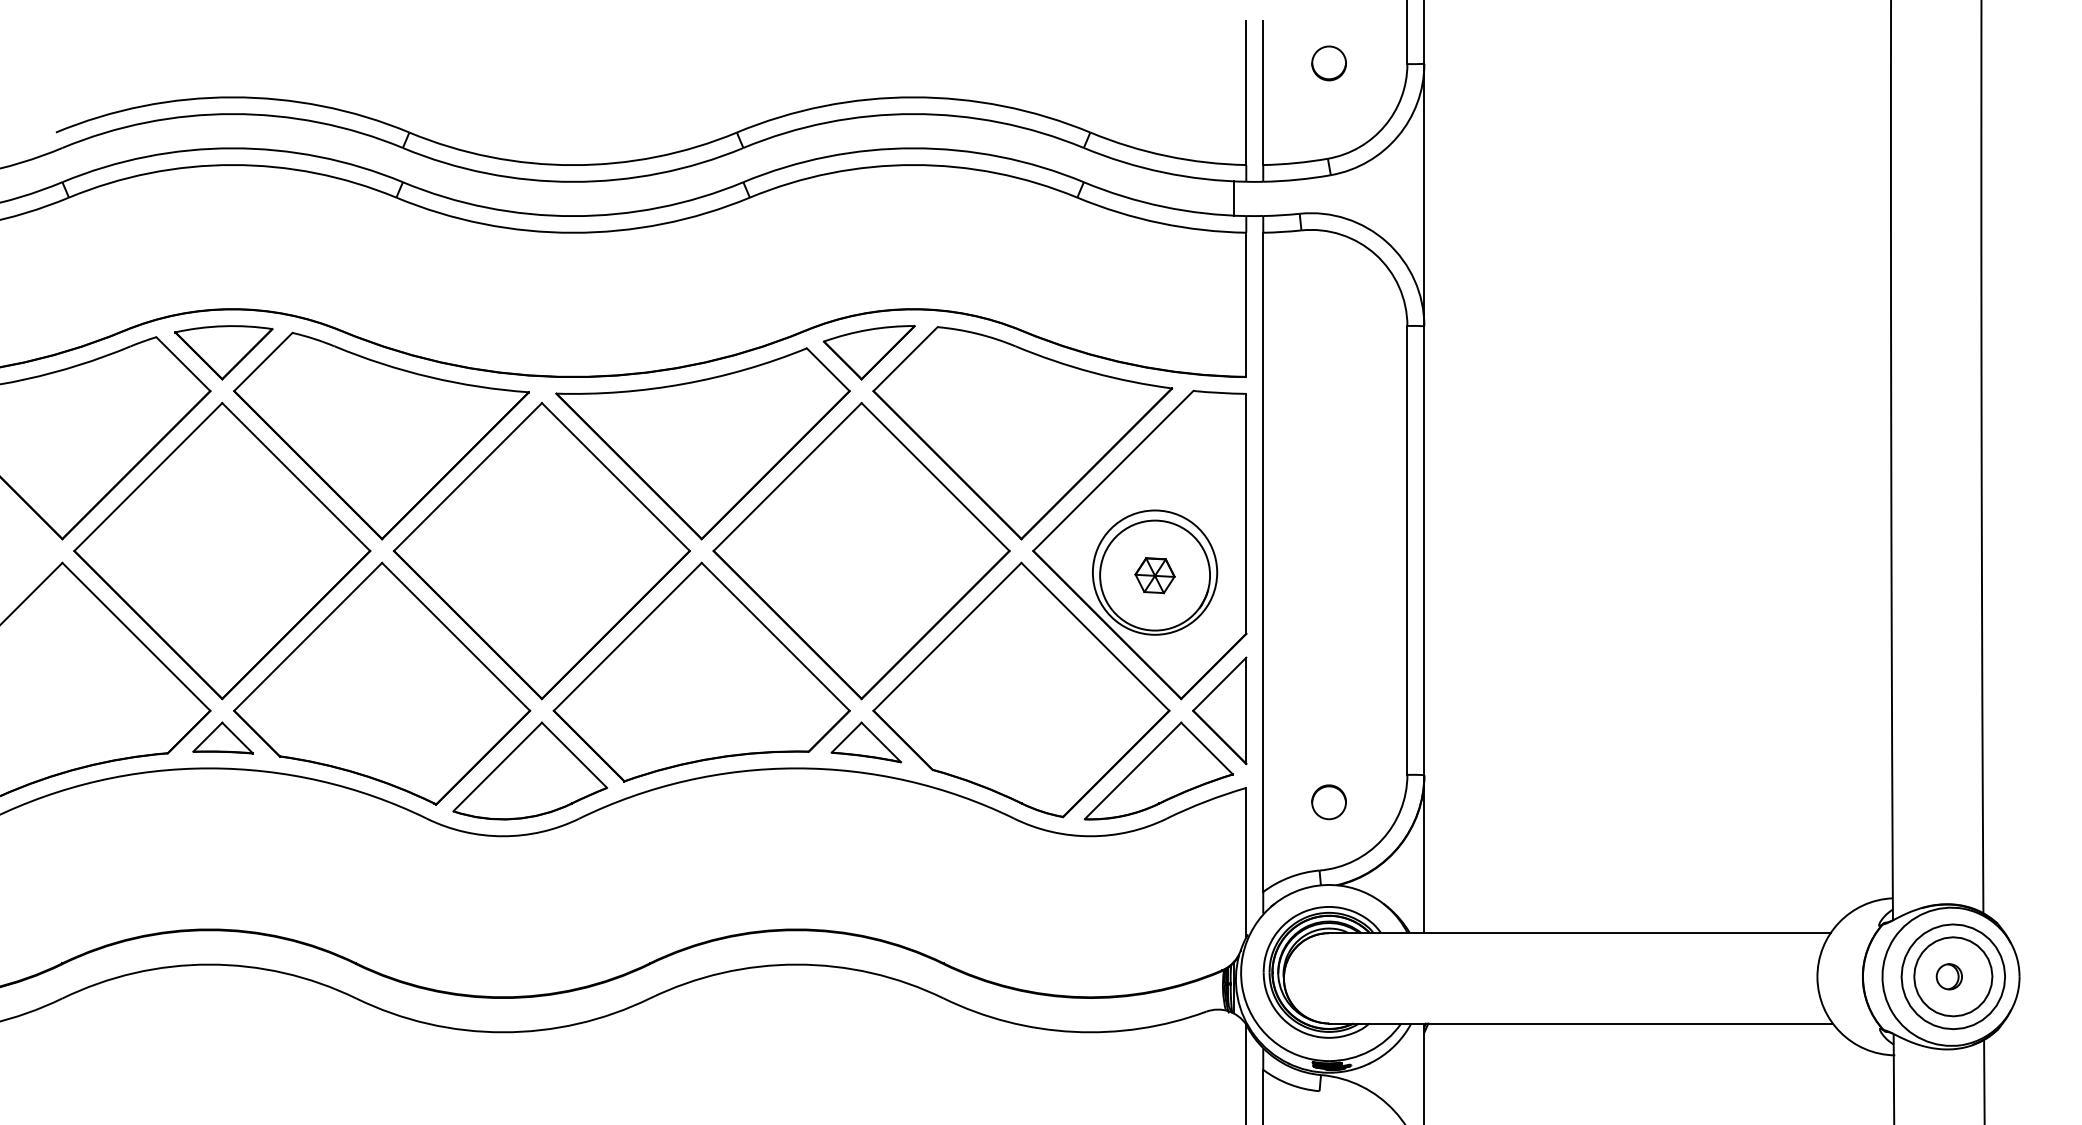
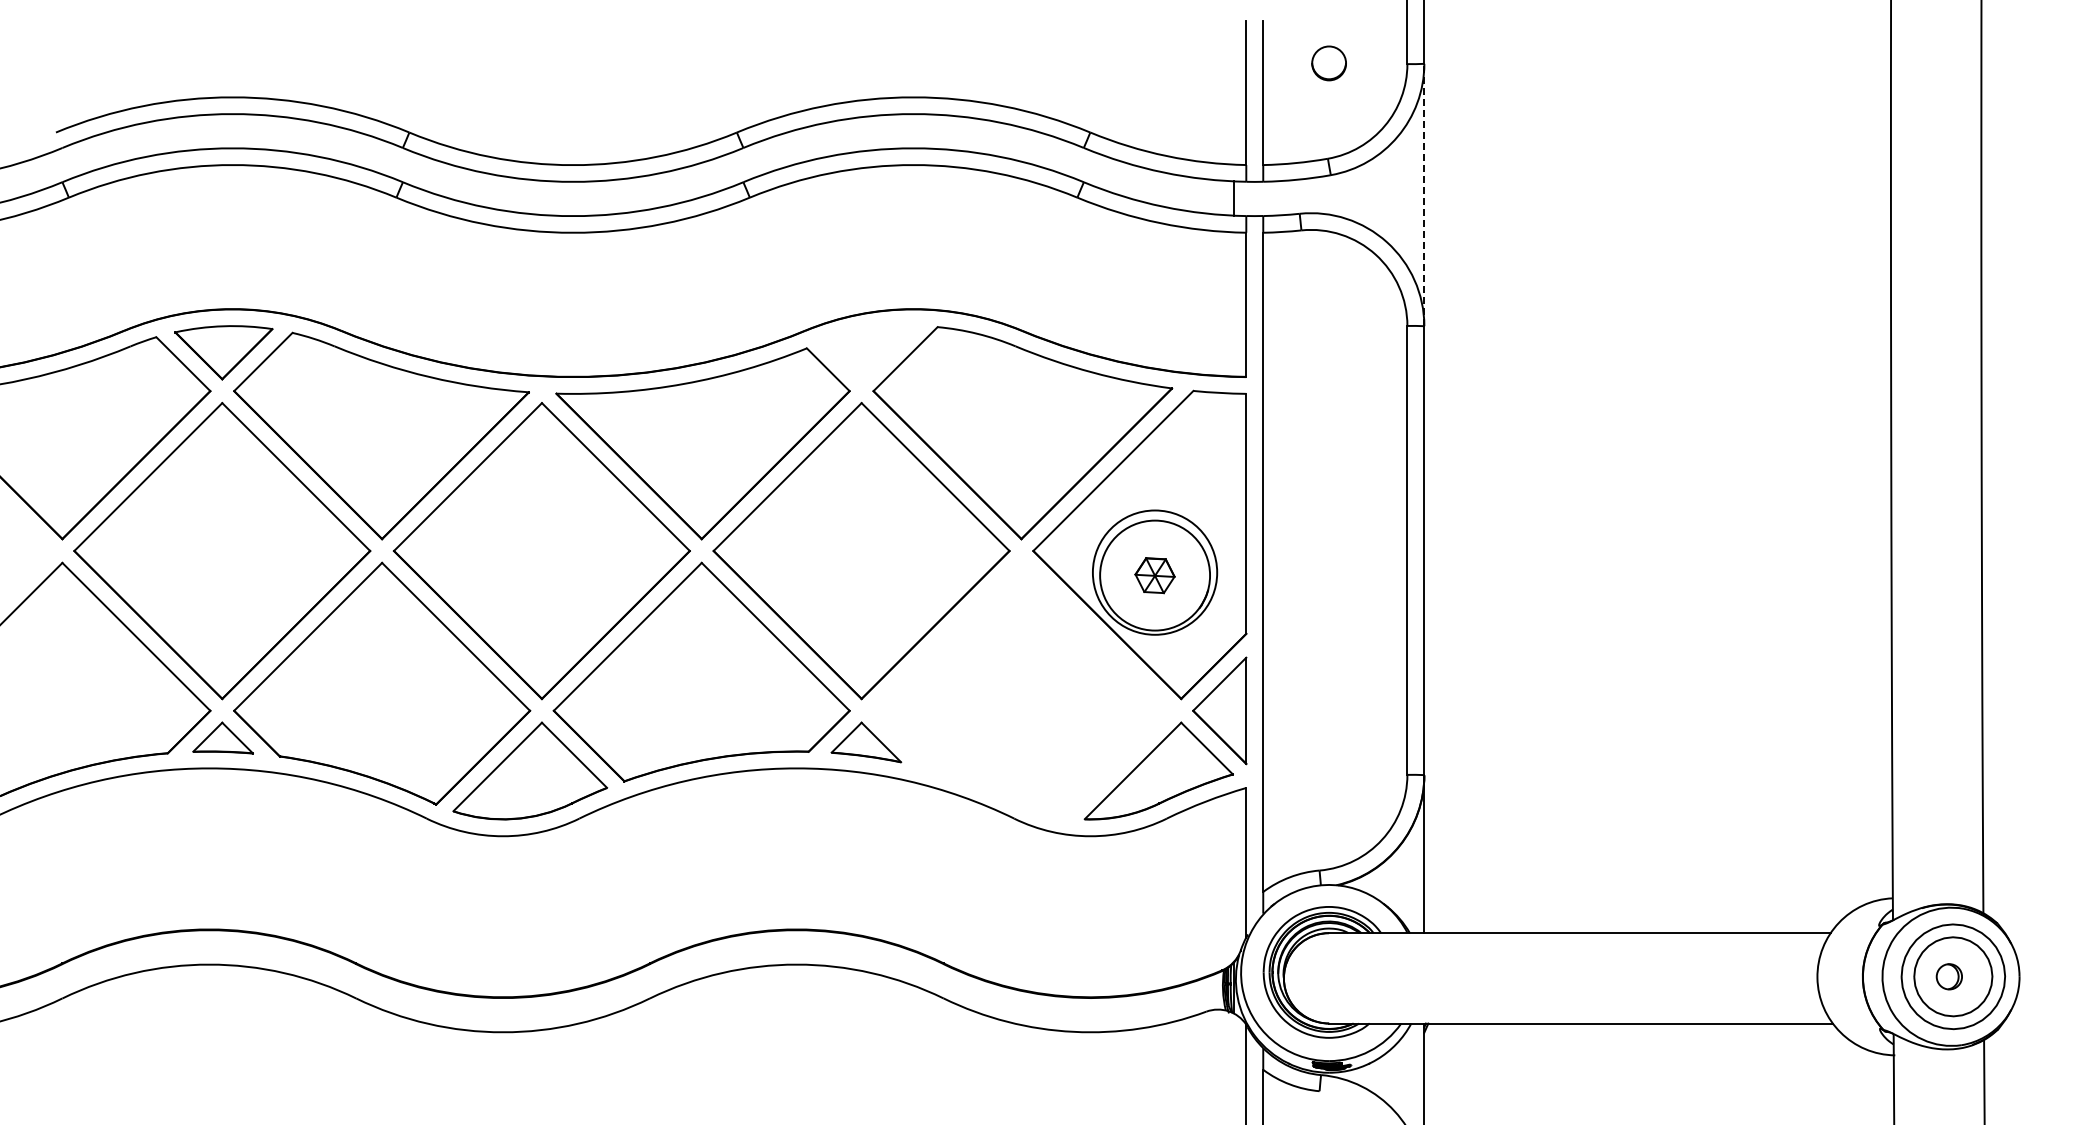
line: solid -> dashed (1424, 194)
part: present -> none (868, 352)
part: present -> none (1021, 689)
part: present -> none (1328, 802)
